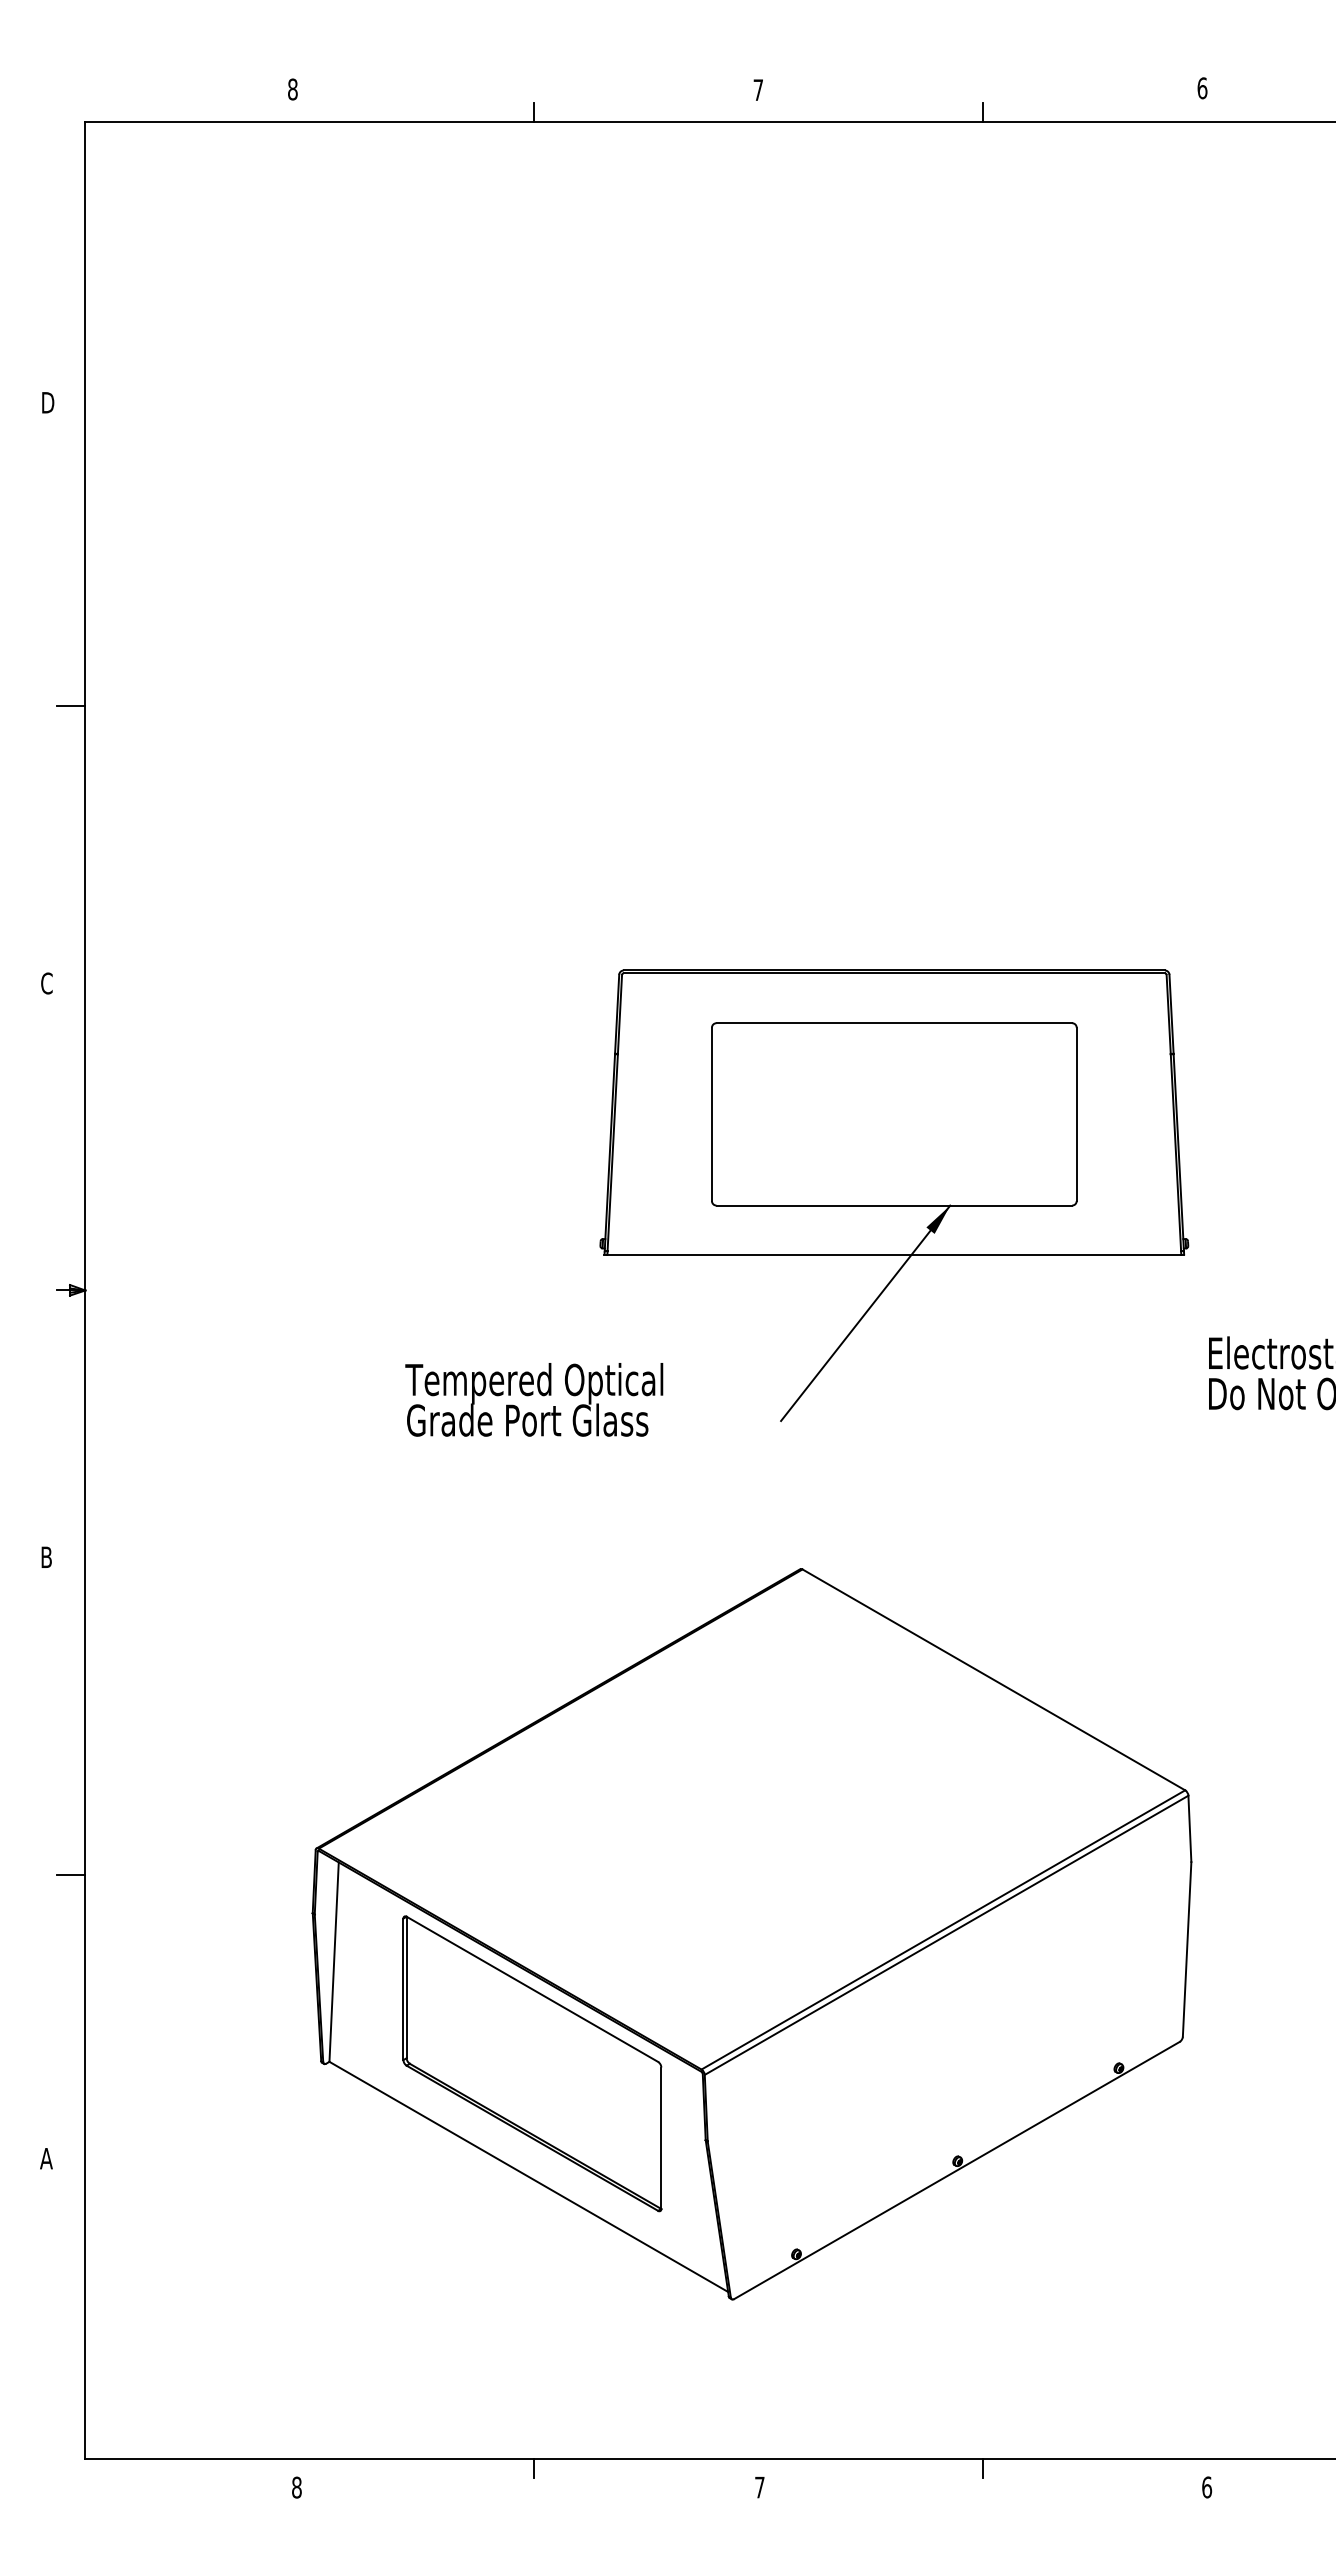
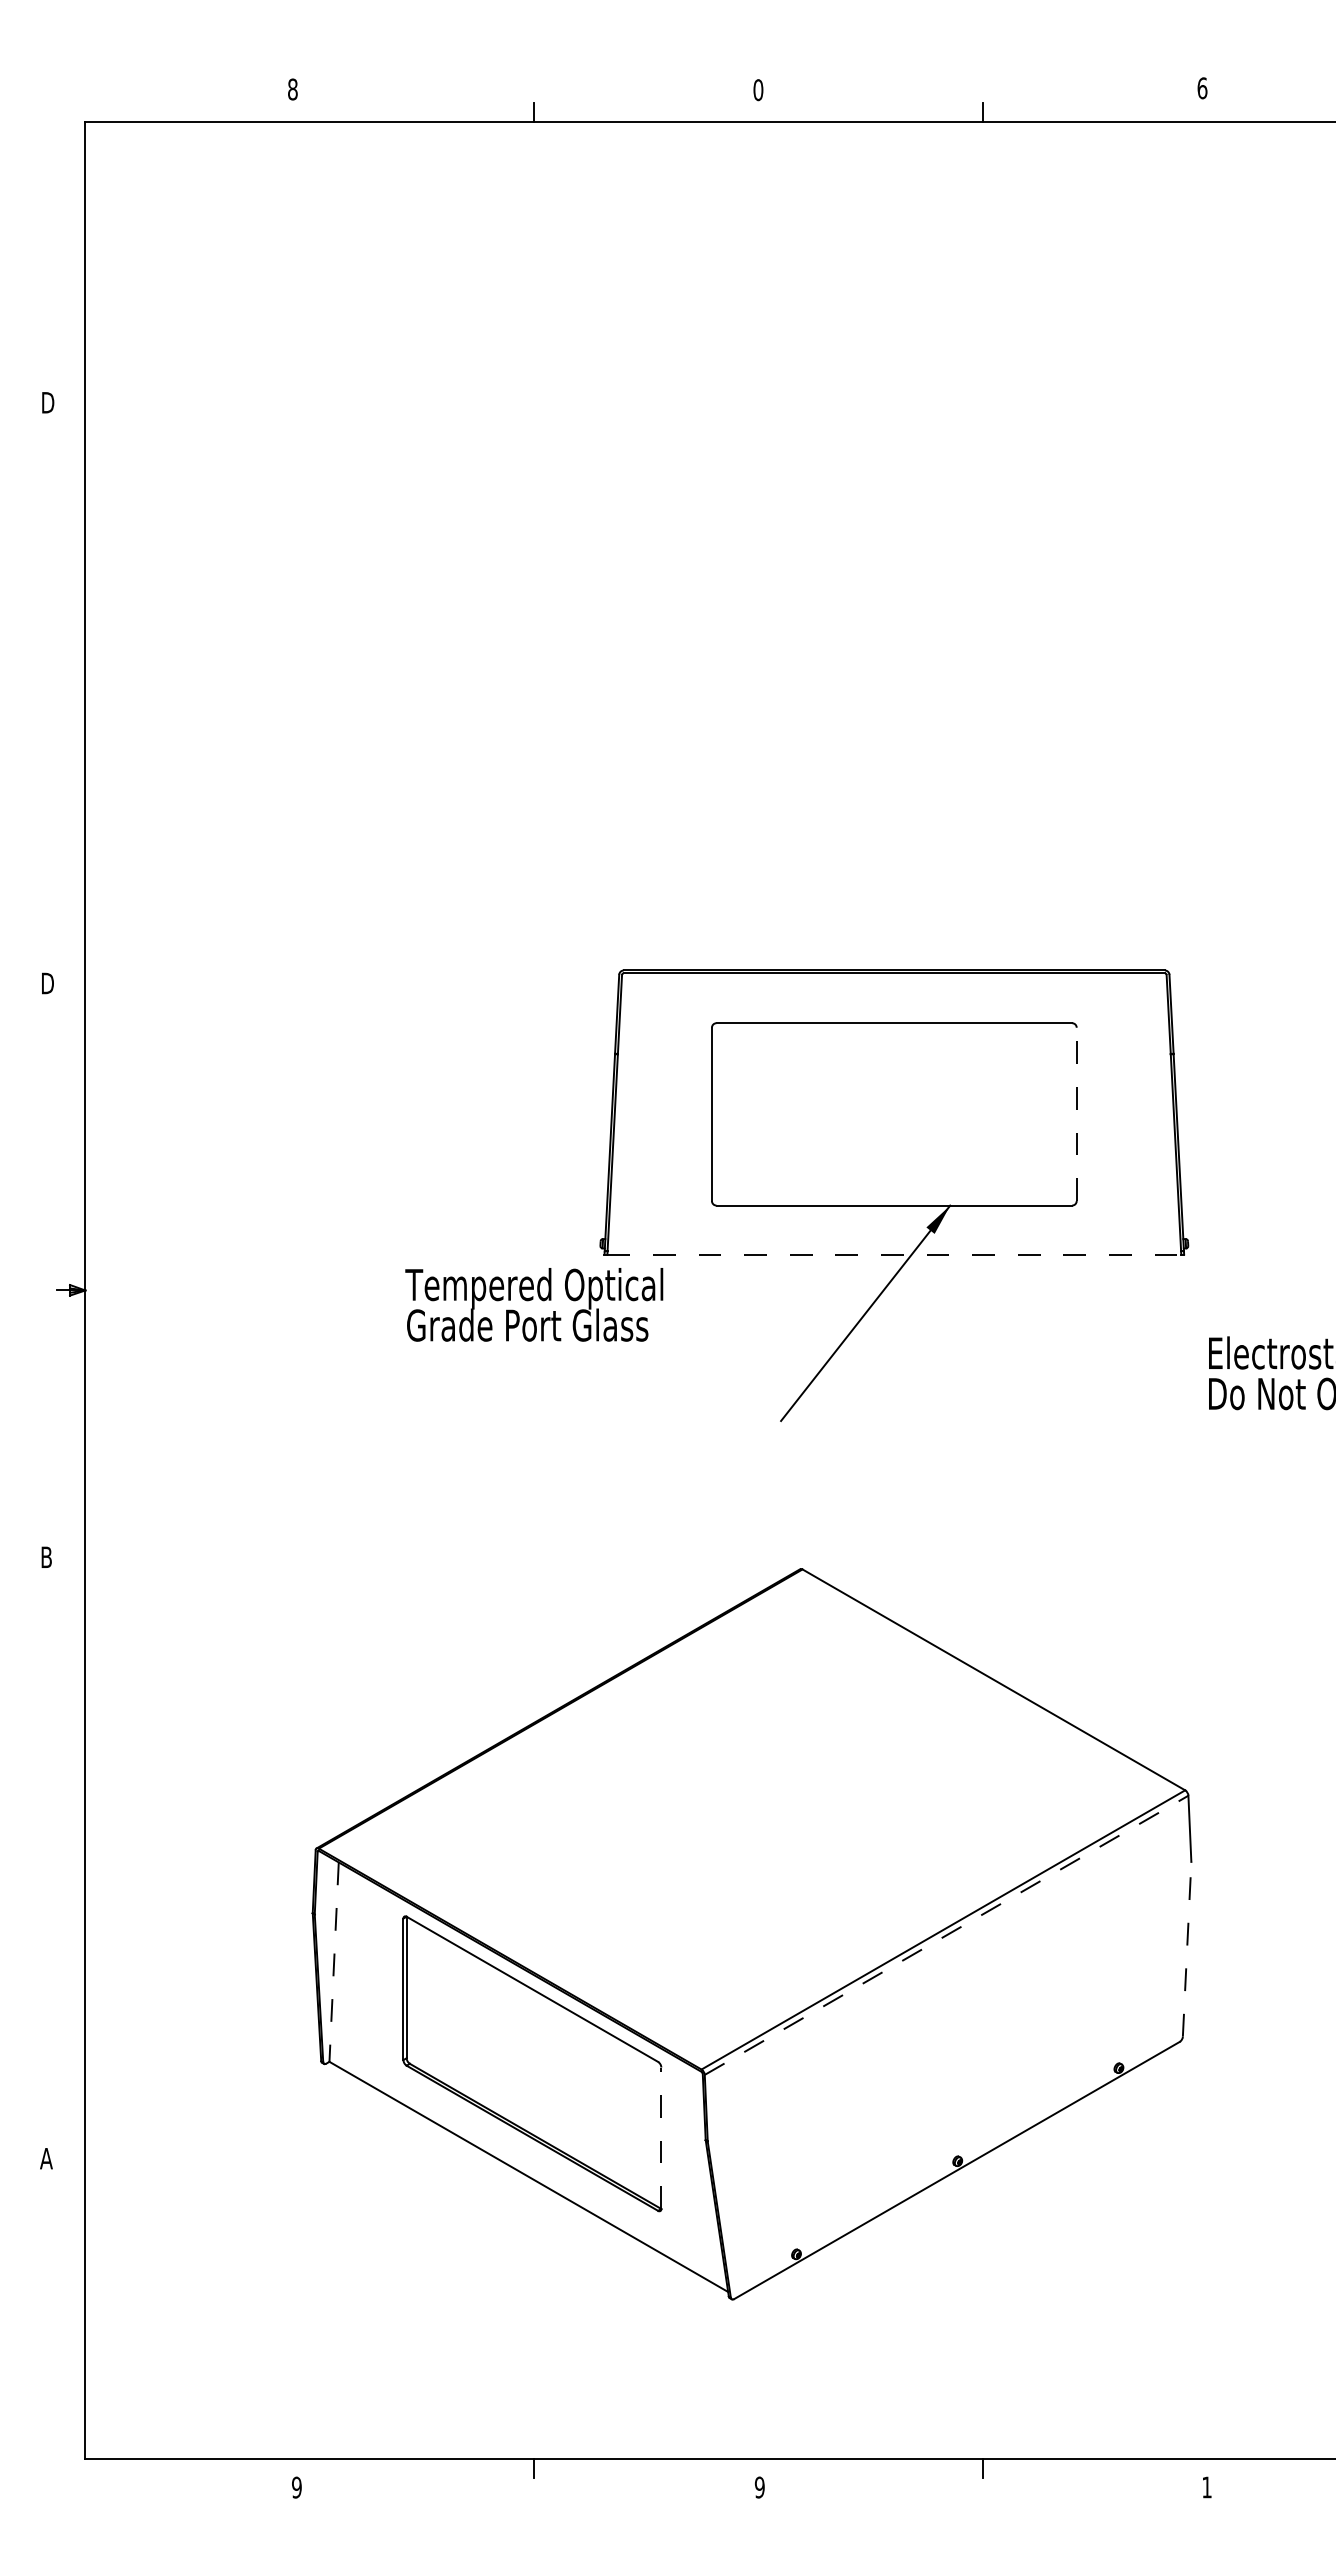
text: 7 -> 0 (758, 90)
line: present -> none (70, 706)
text: C -> D (47, 983)
line: solid -> dashed (1076, 1114)
line: solid -> dashed (894, 1255)
text position: (534, 1399) -> (534, 1304) (534, 1304)
line: present -> none (70, 1874)
line: solid -> dashed (947, 1935)
line: solid -> dashed (1187, 1948)
line: solid -> dashed (334, 1962)
line: solid -> dashed (661, 2138)
text: 8 -> 9 (296, 2487)
text: 7 -> 9 (759, 2487)
text: 6 -> 1 (1207, 2487)
